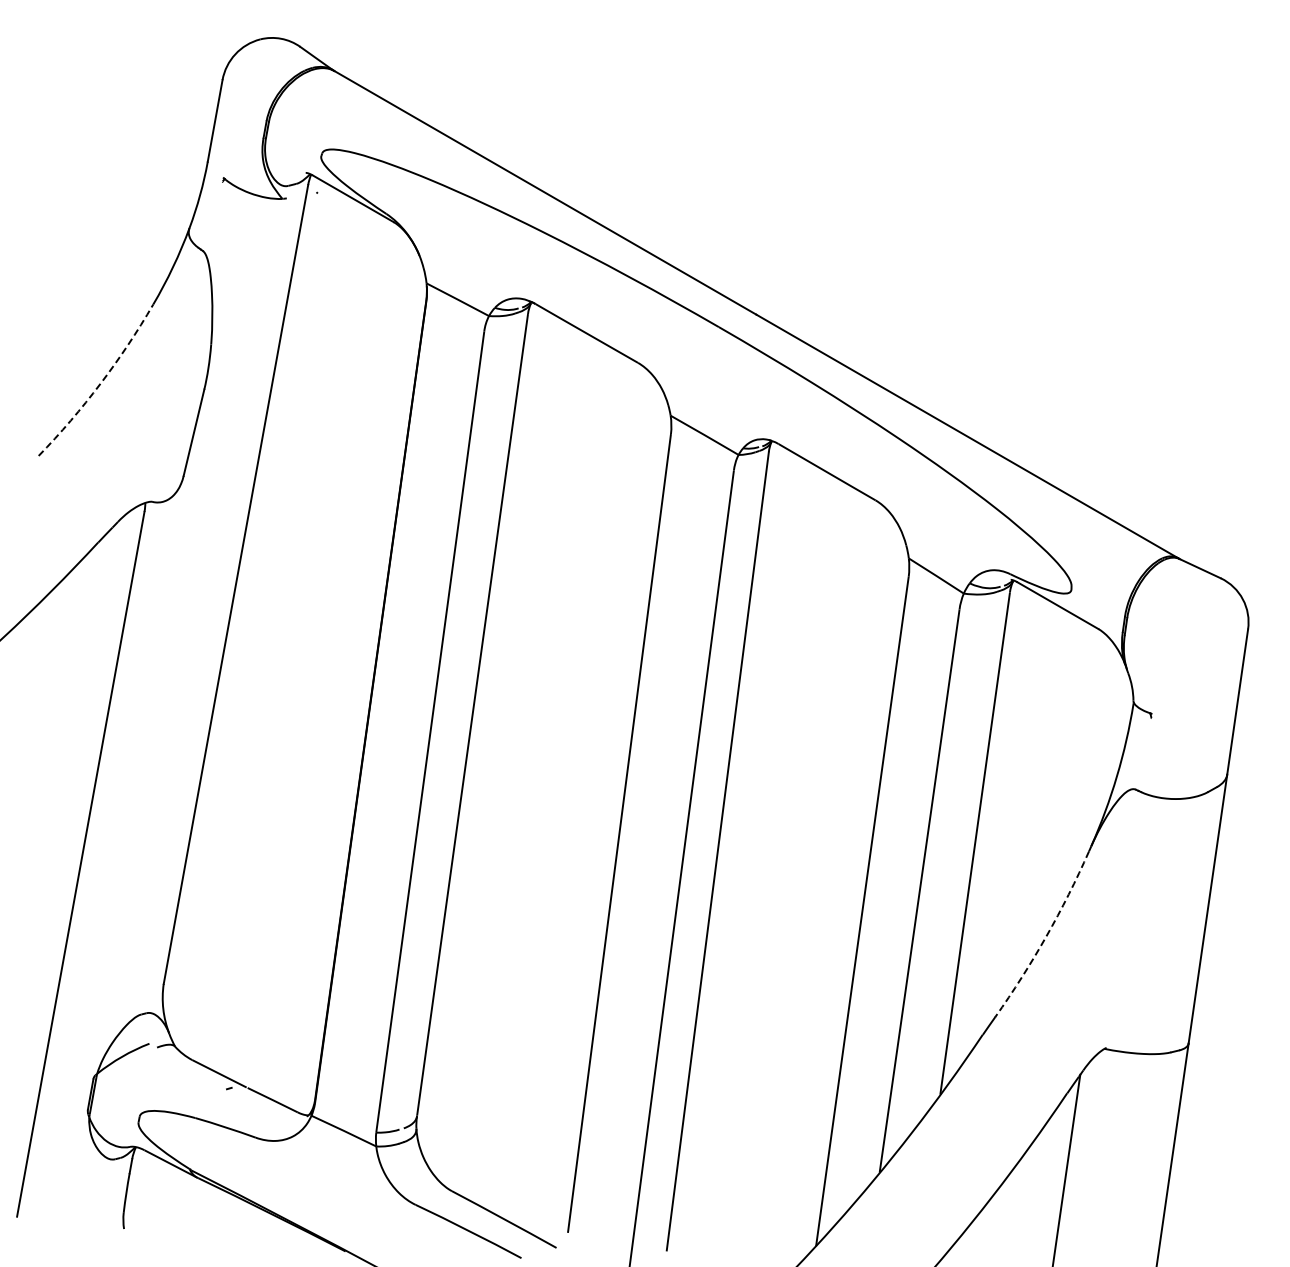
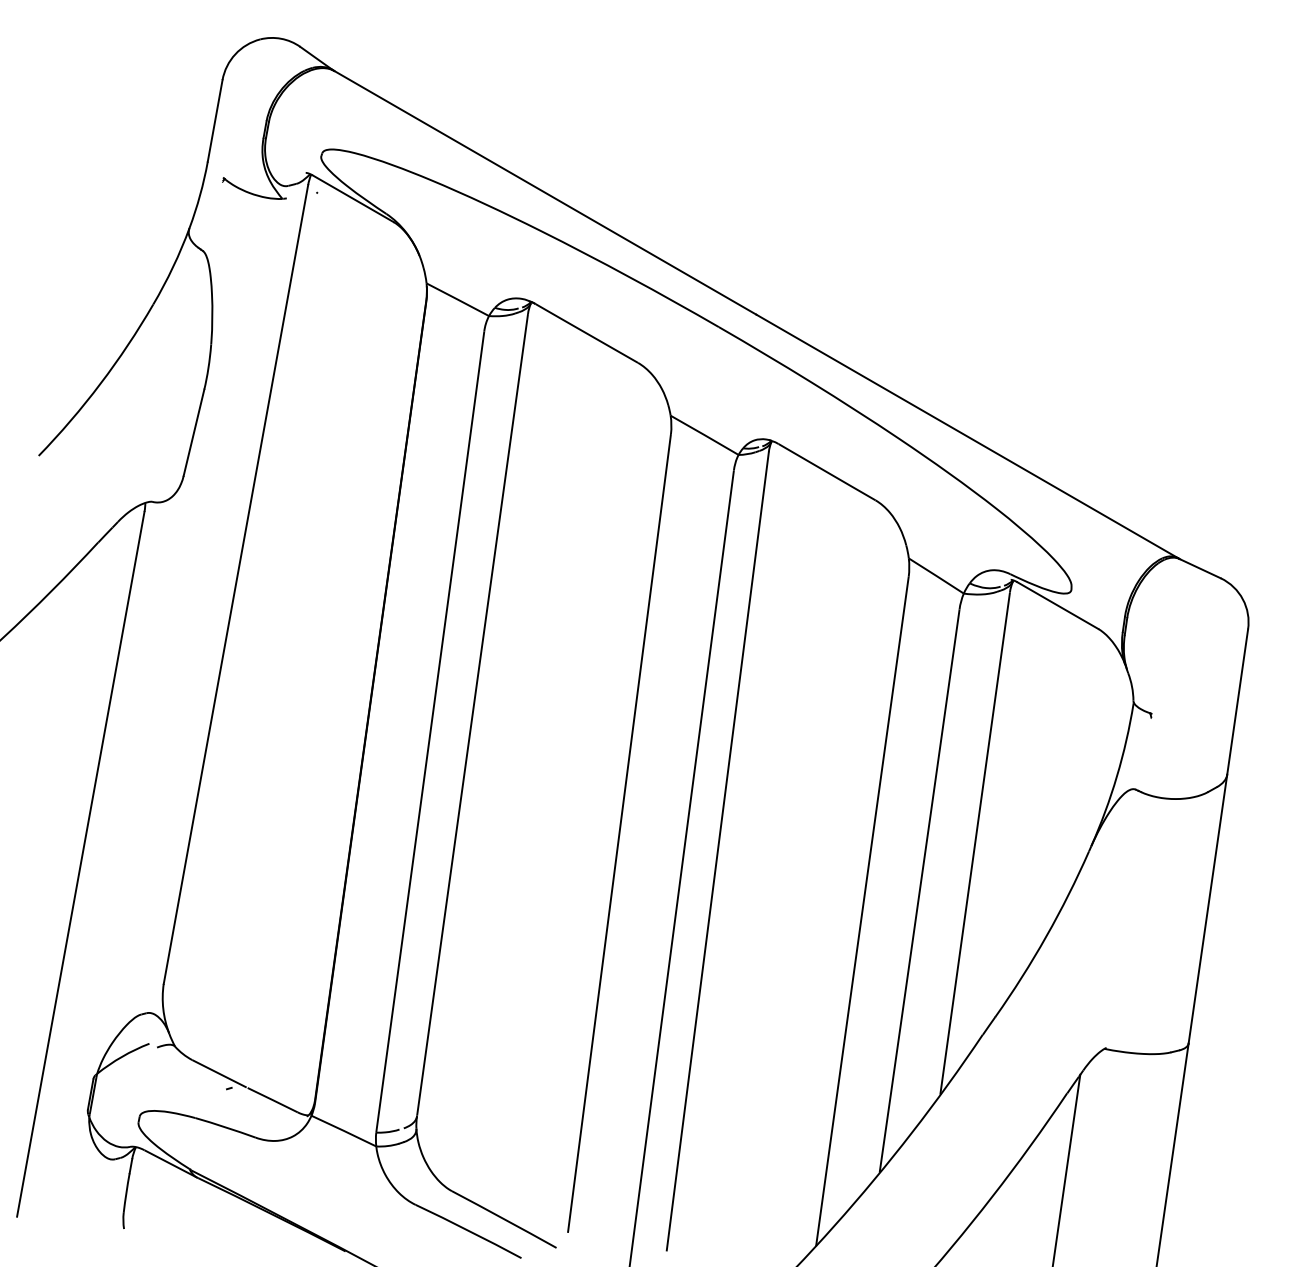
arc: dashed -> solid (100, 383)
arc: dashed -> solid (1046, 936)
